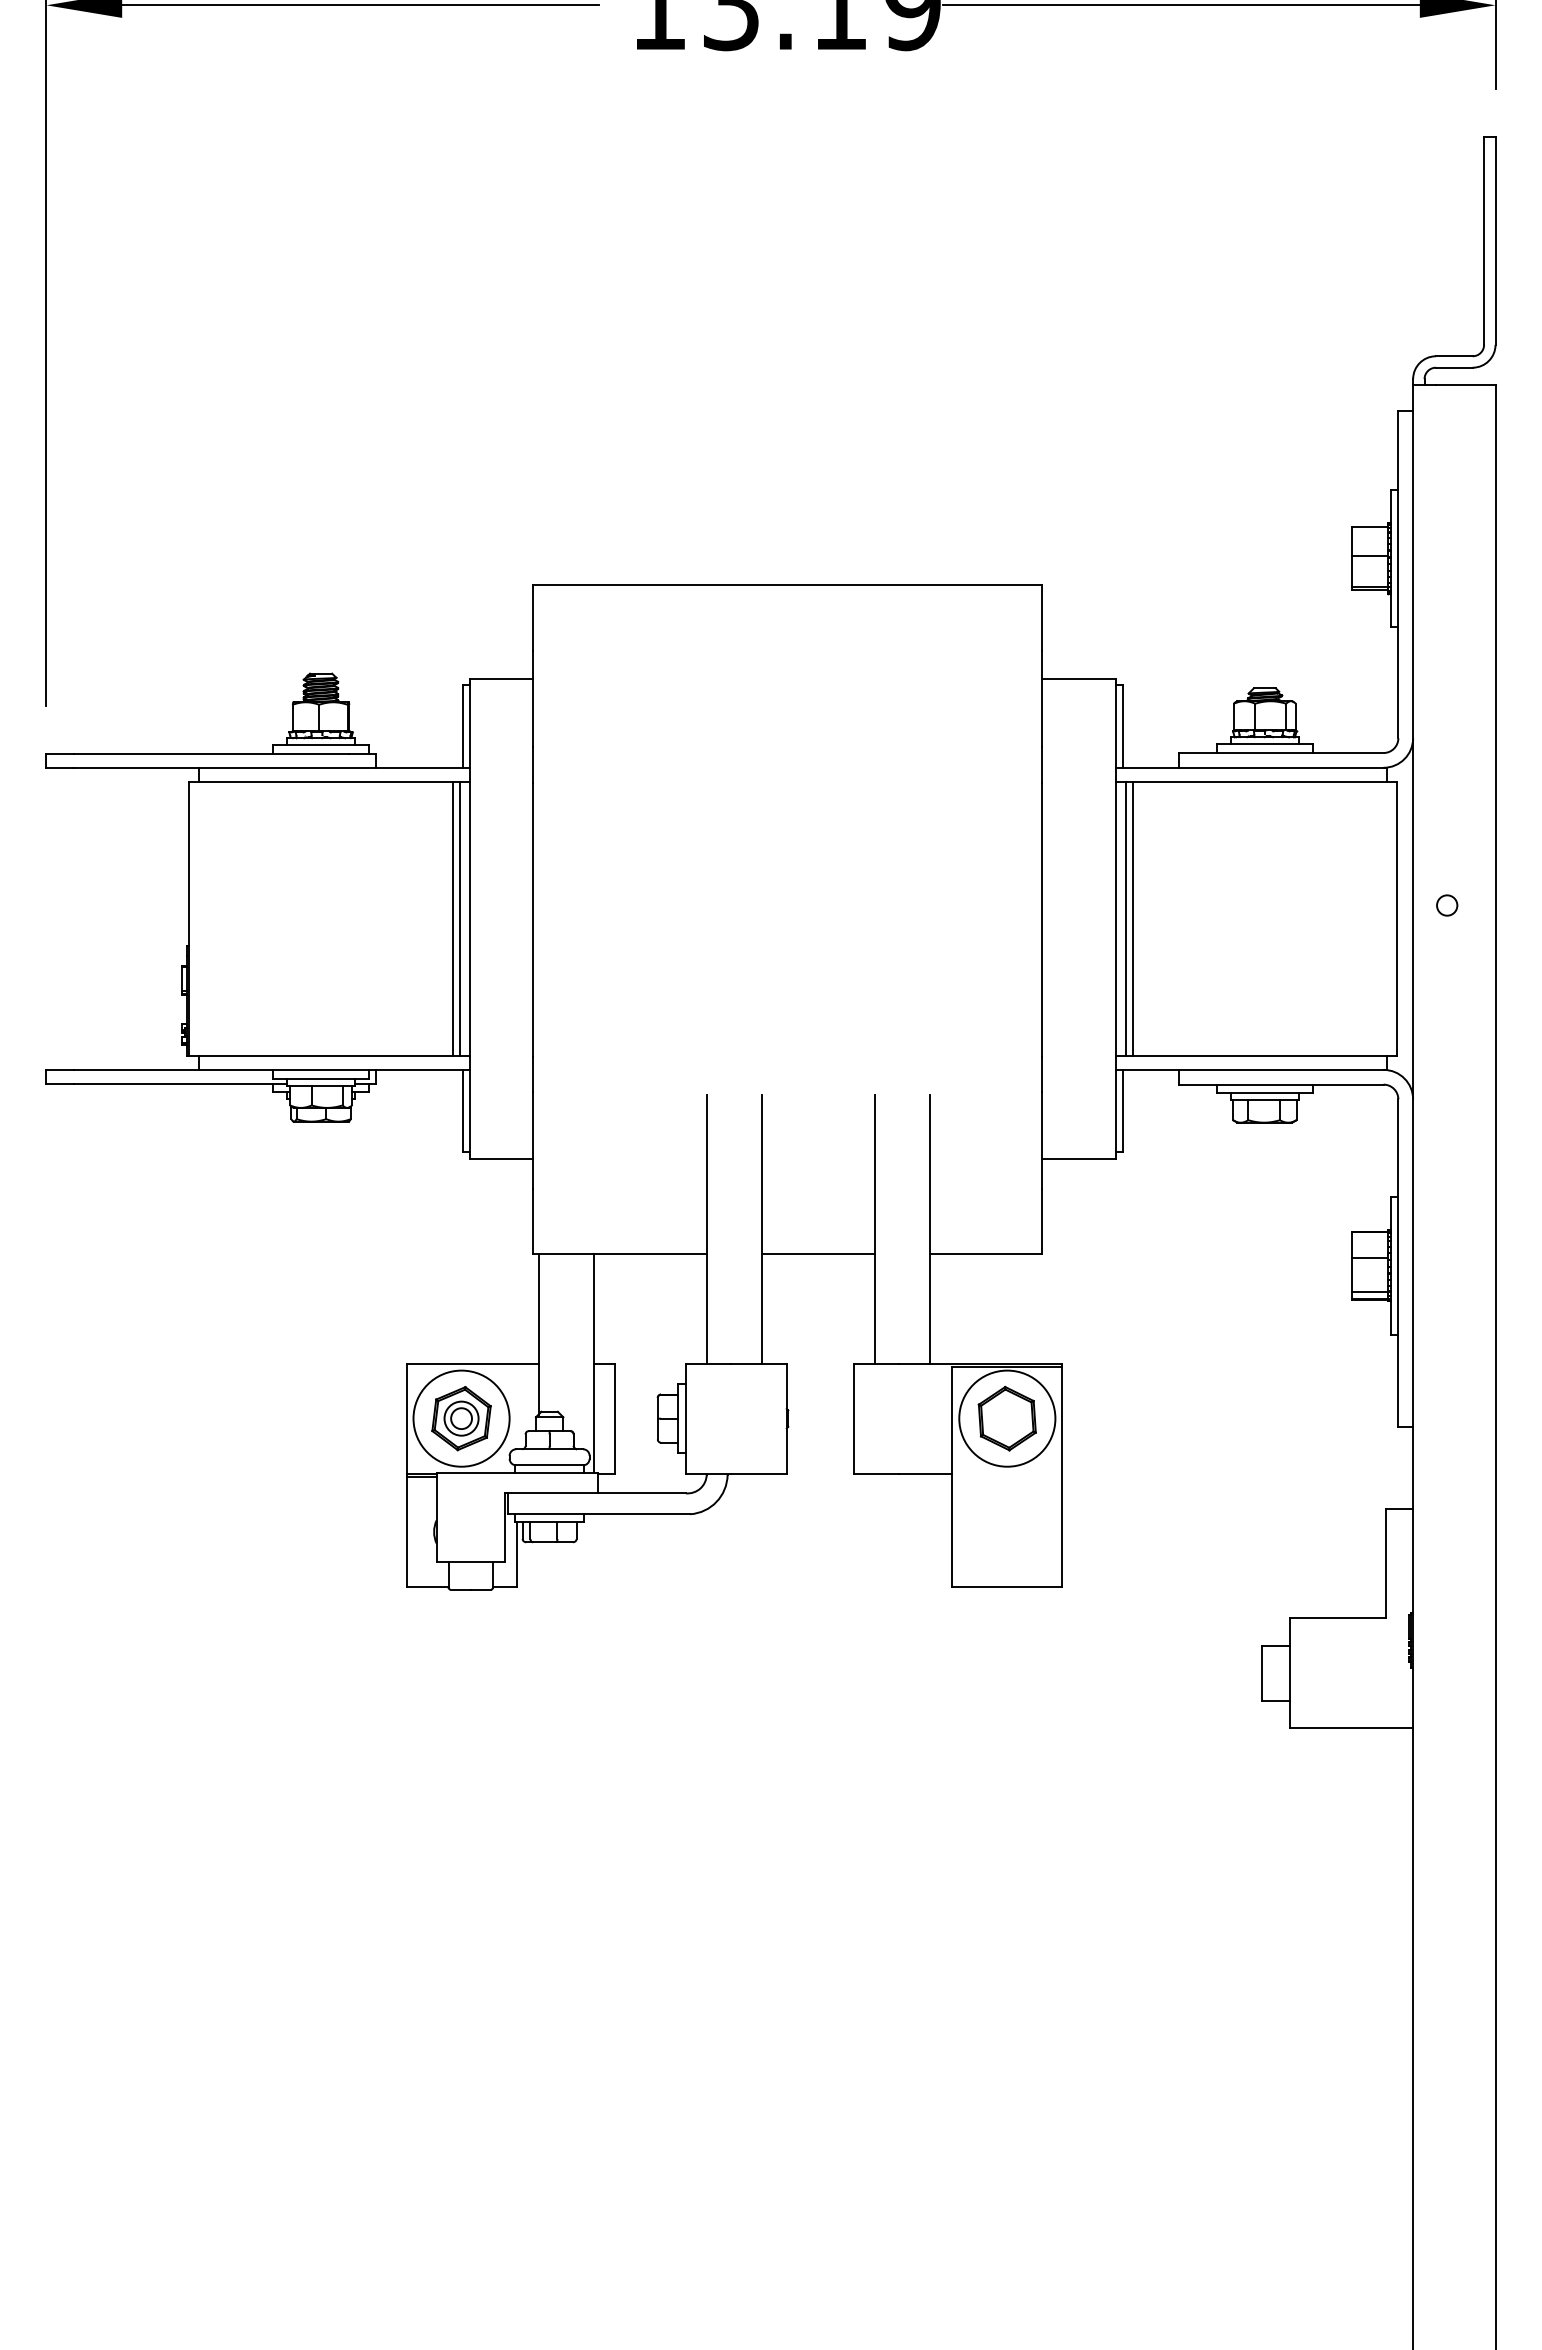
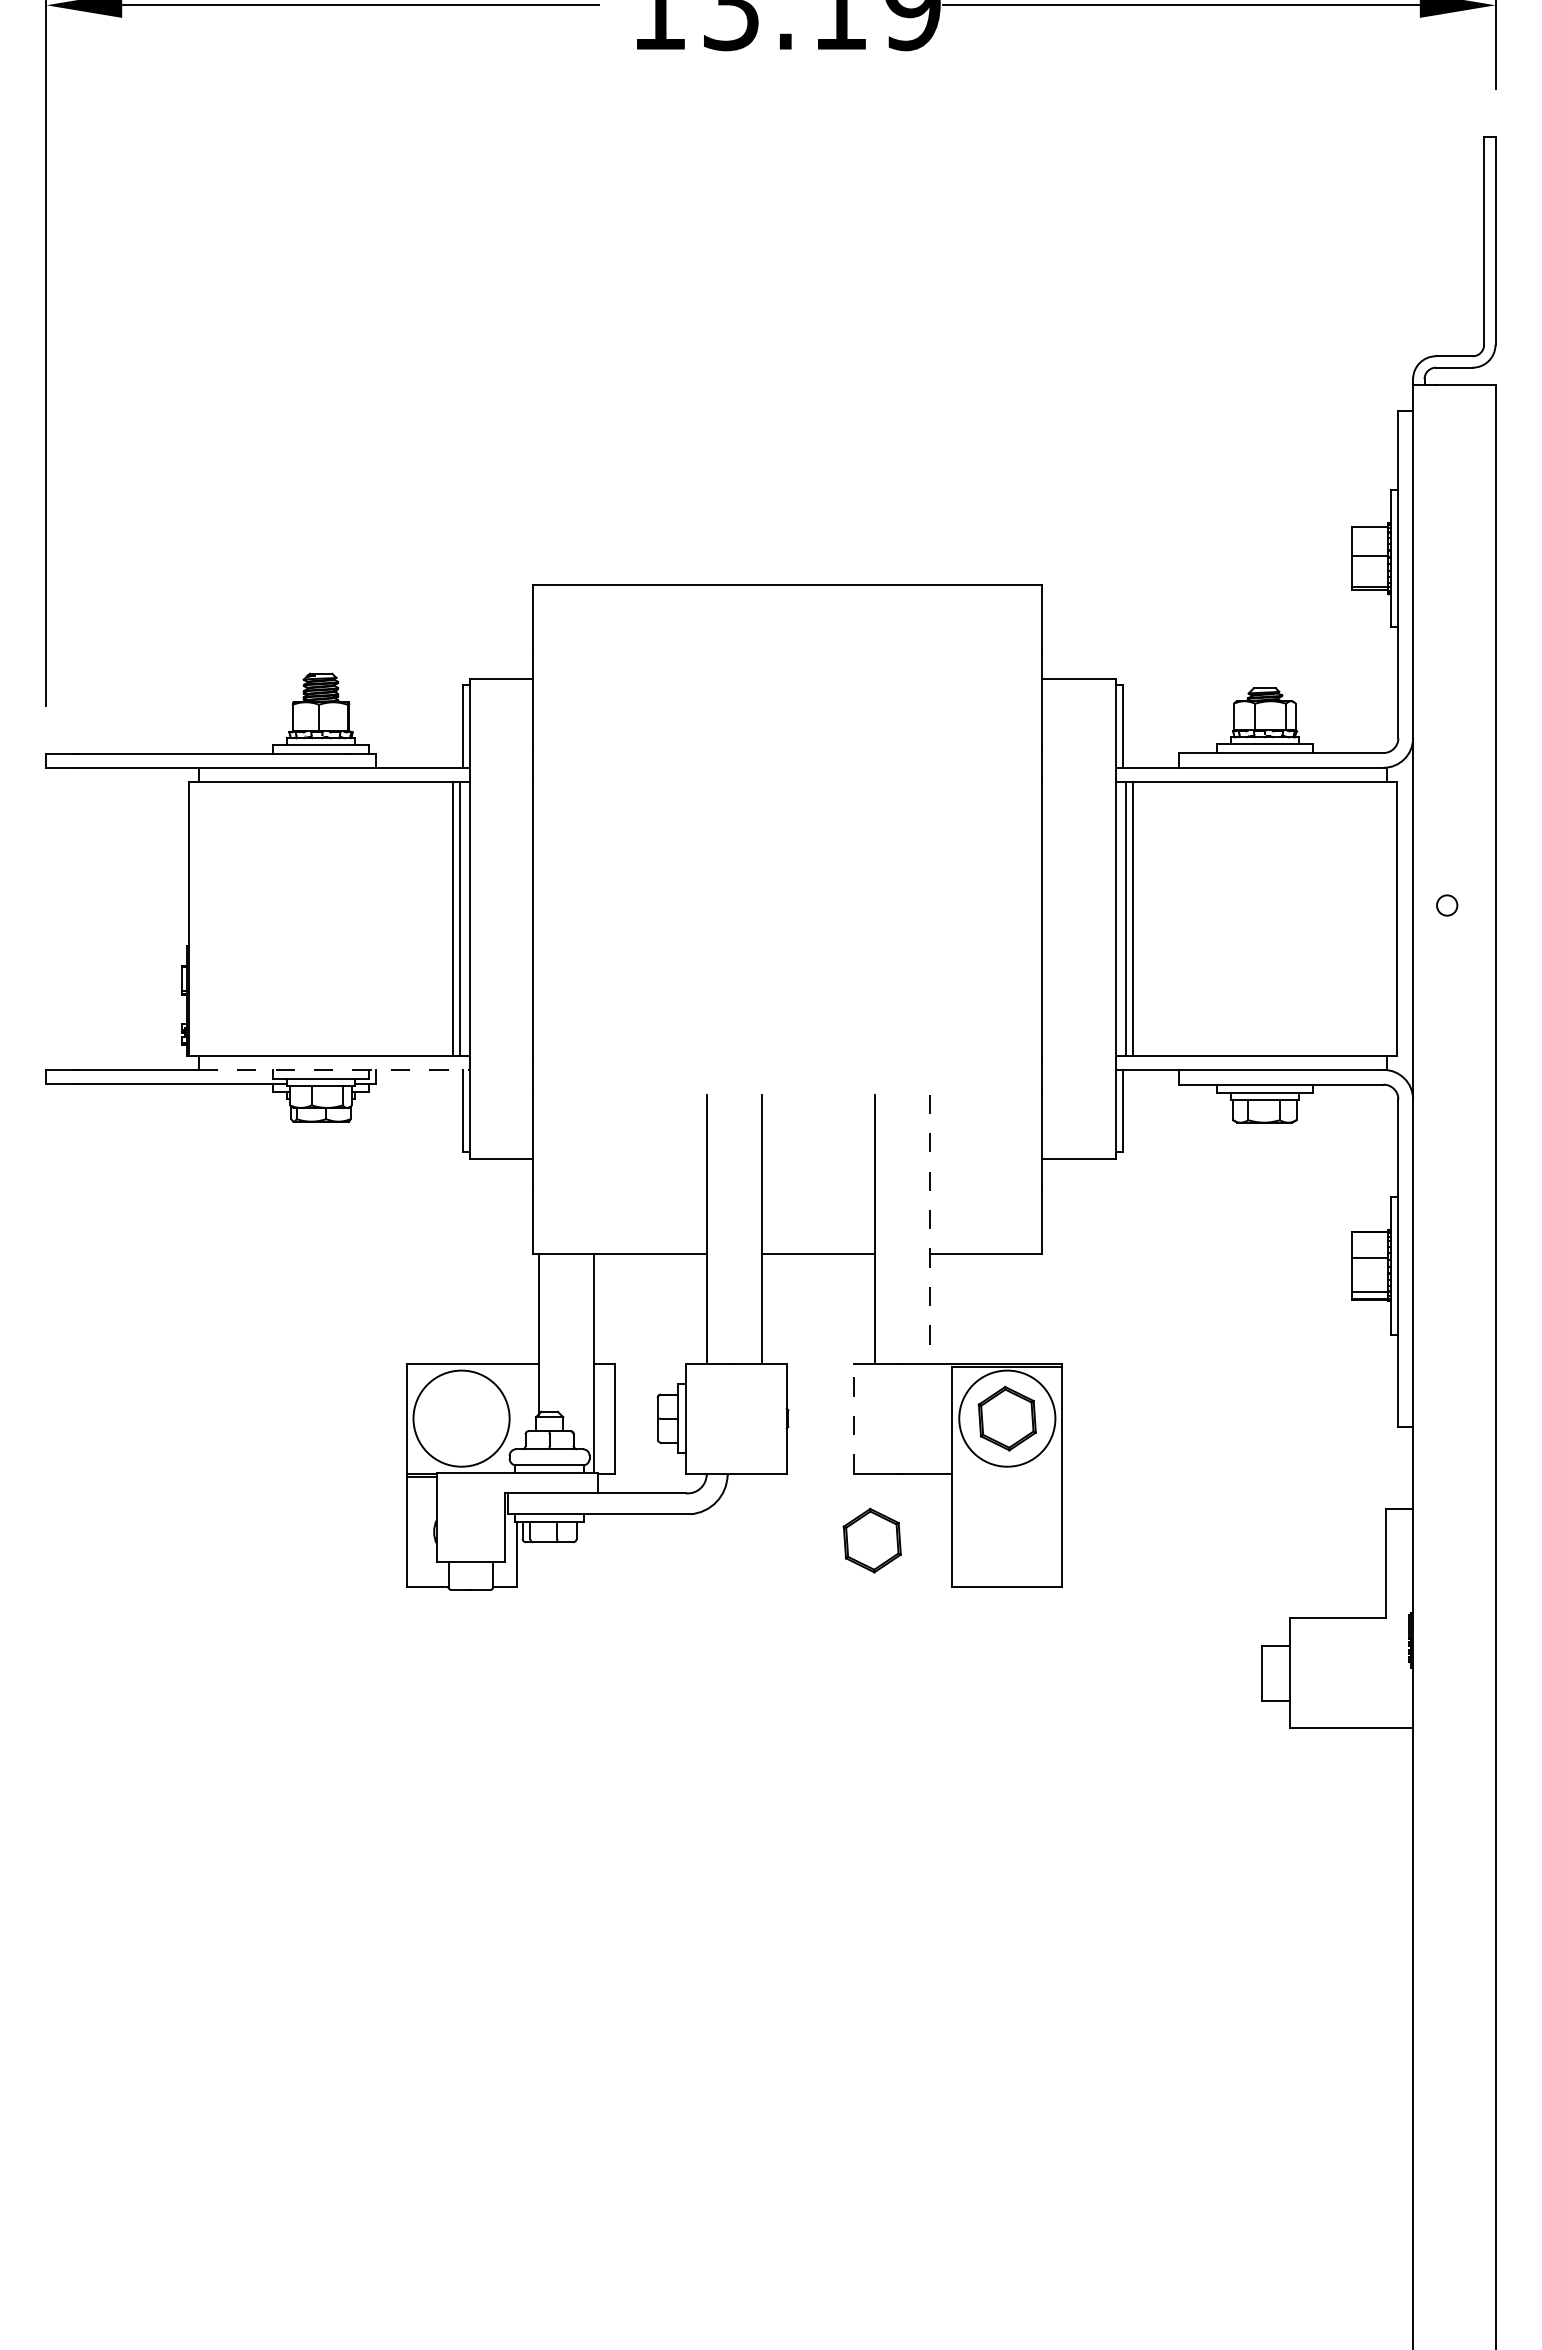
line: solid -> dashed (334, 1069)
line: solid -> dashed (930, 1229)
part: present -> none (461, 1418)
line: solid -> dashed (853, 1418)
part: none -> present (871, 1540)
